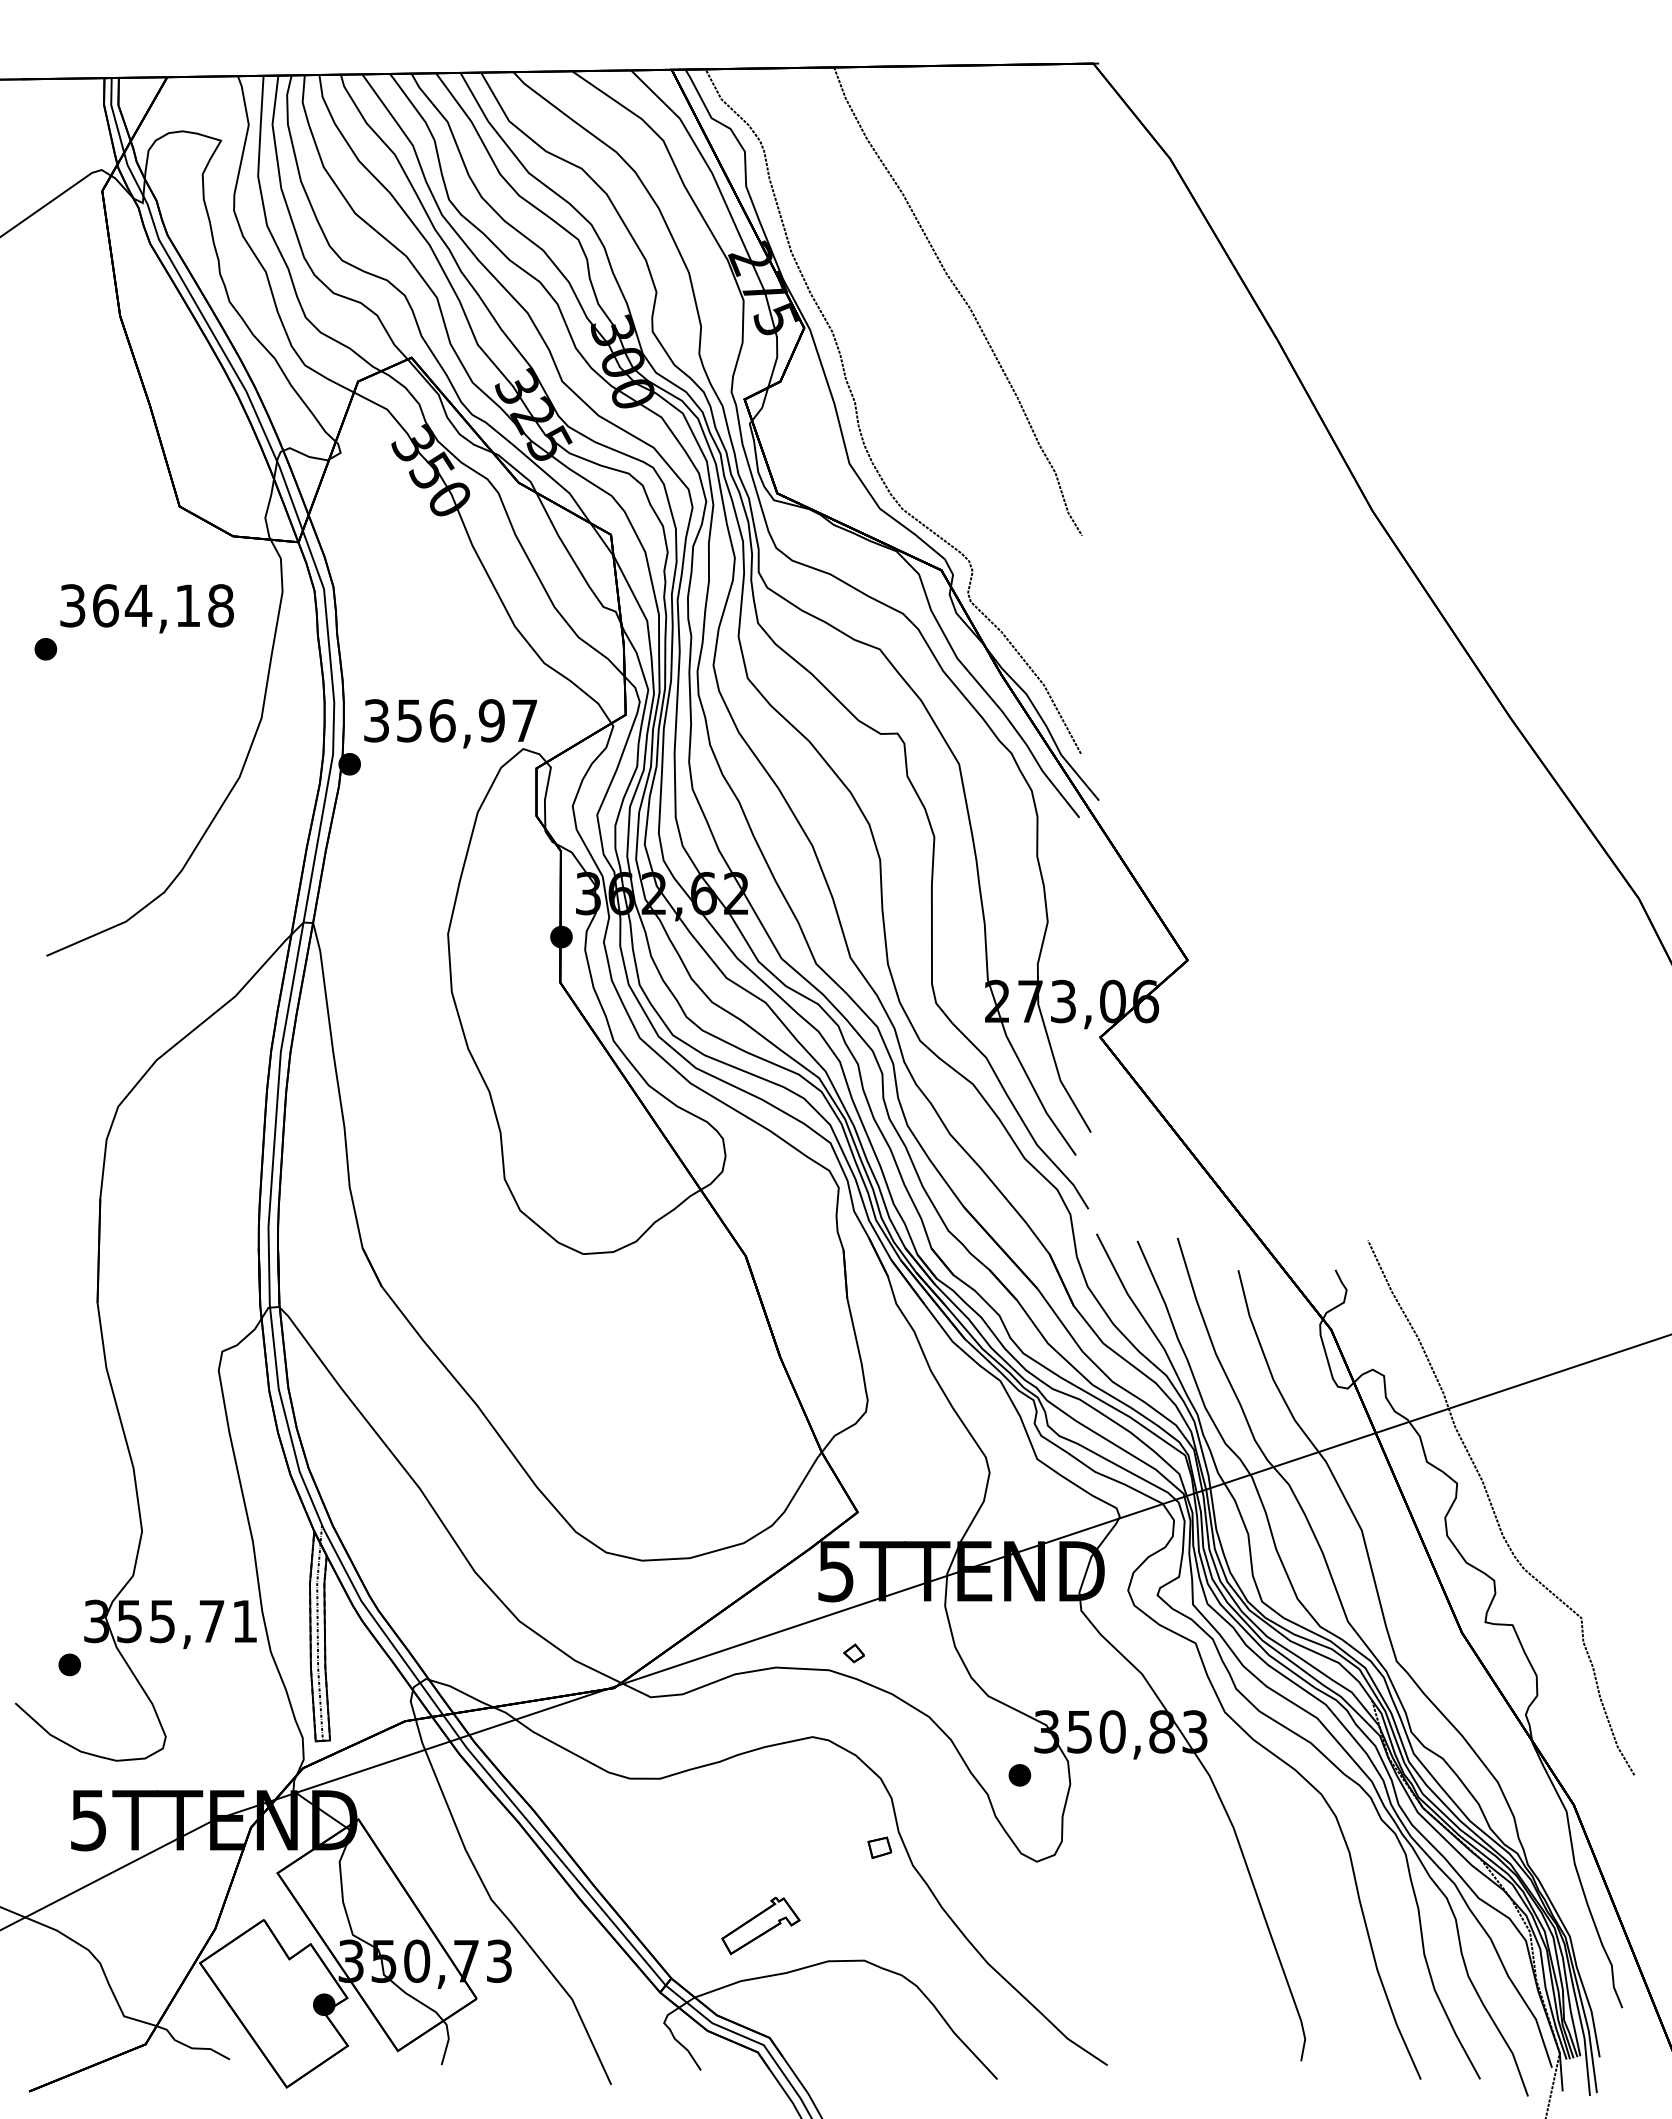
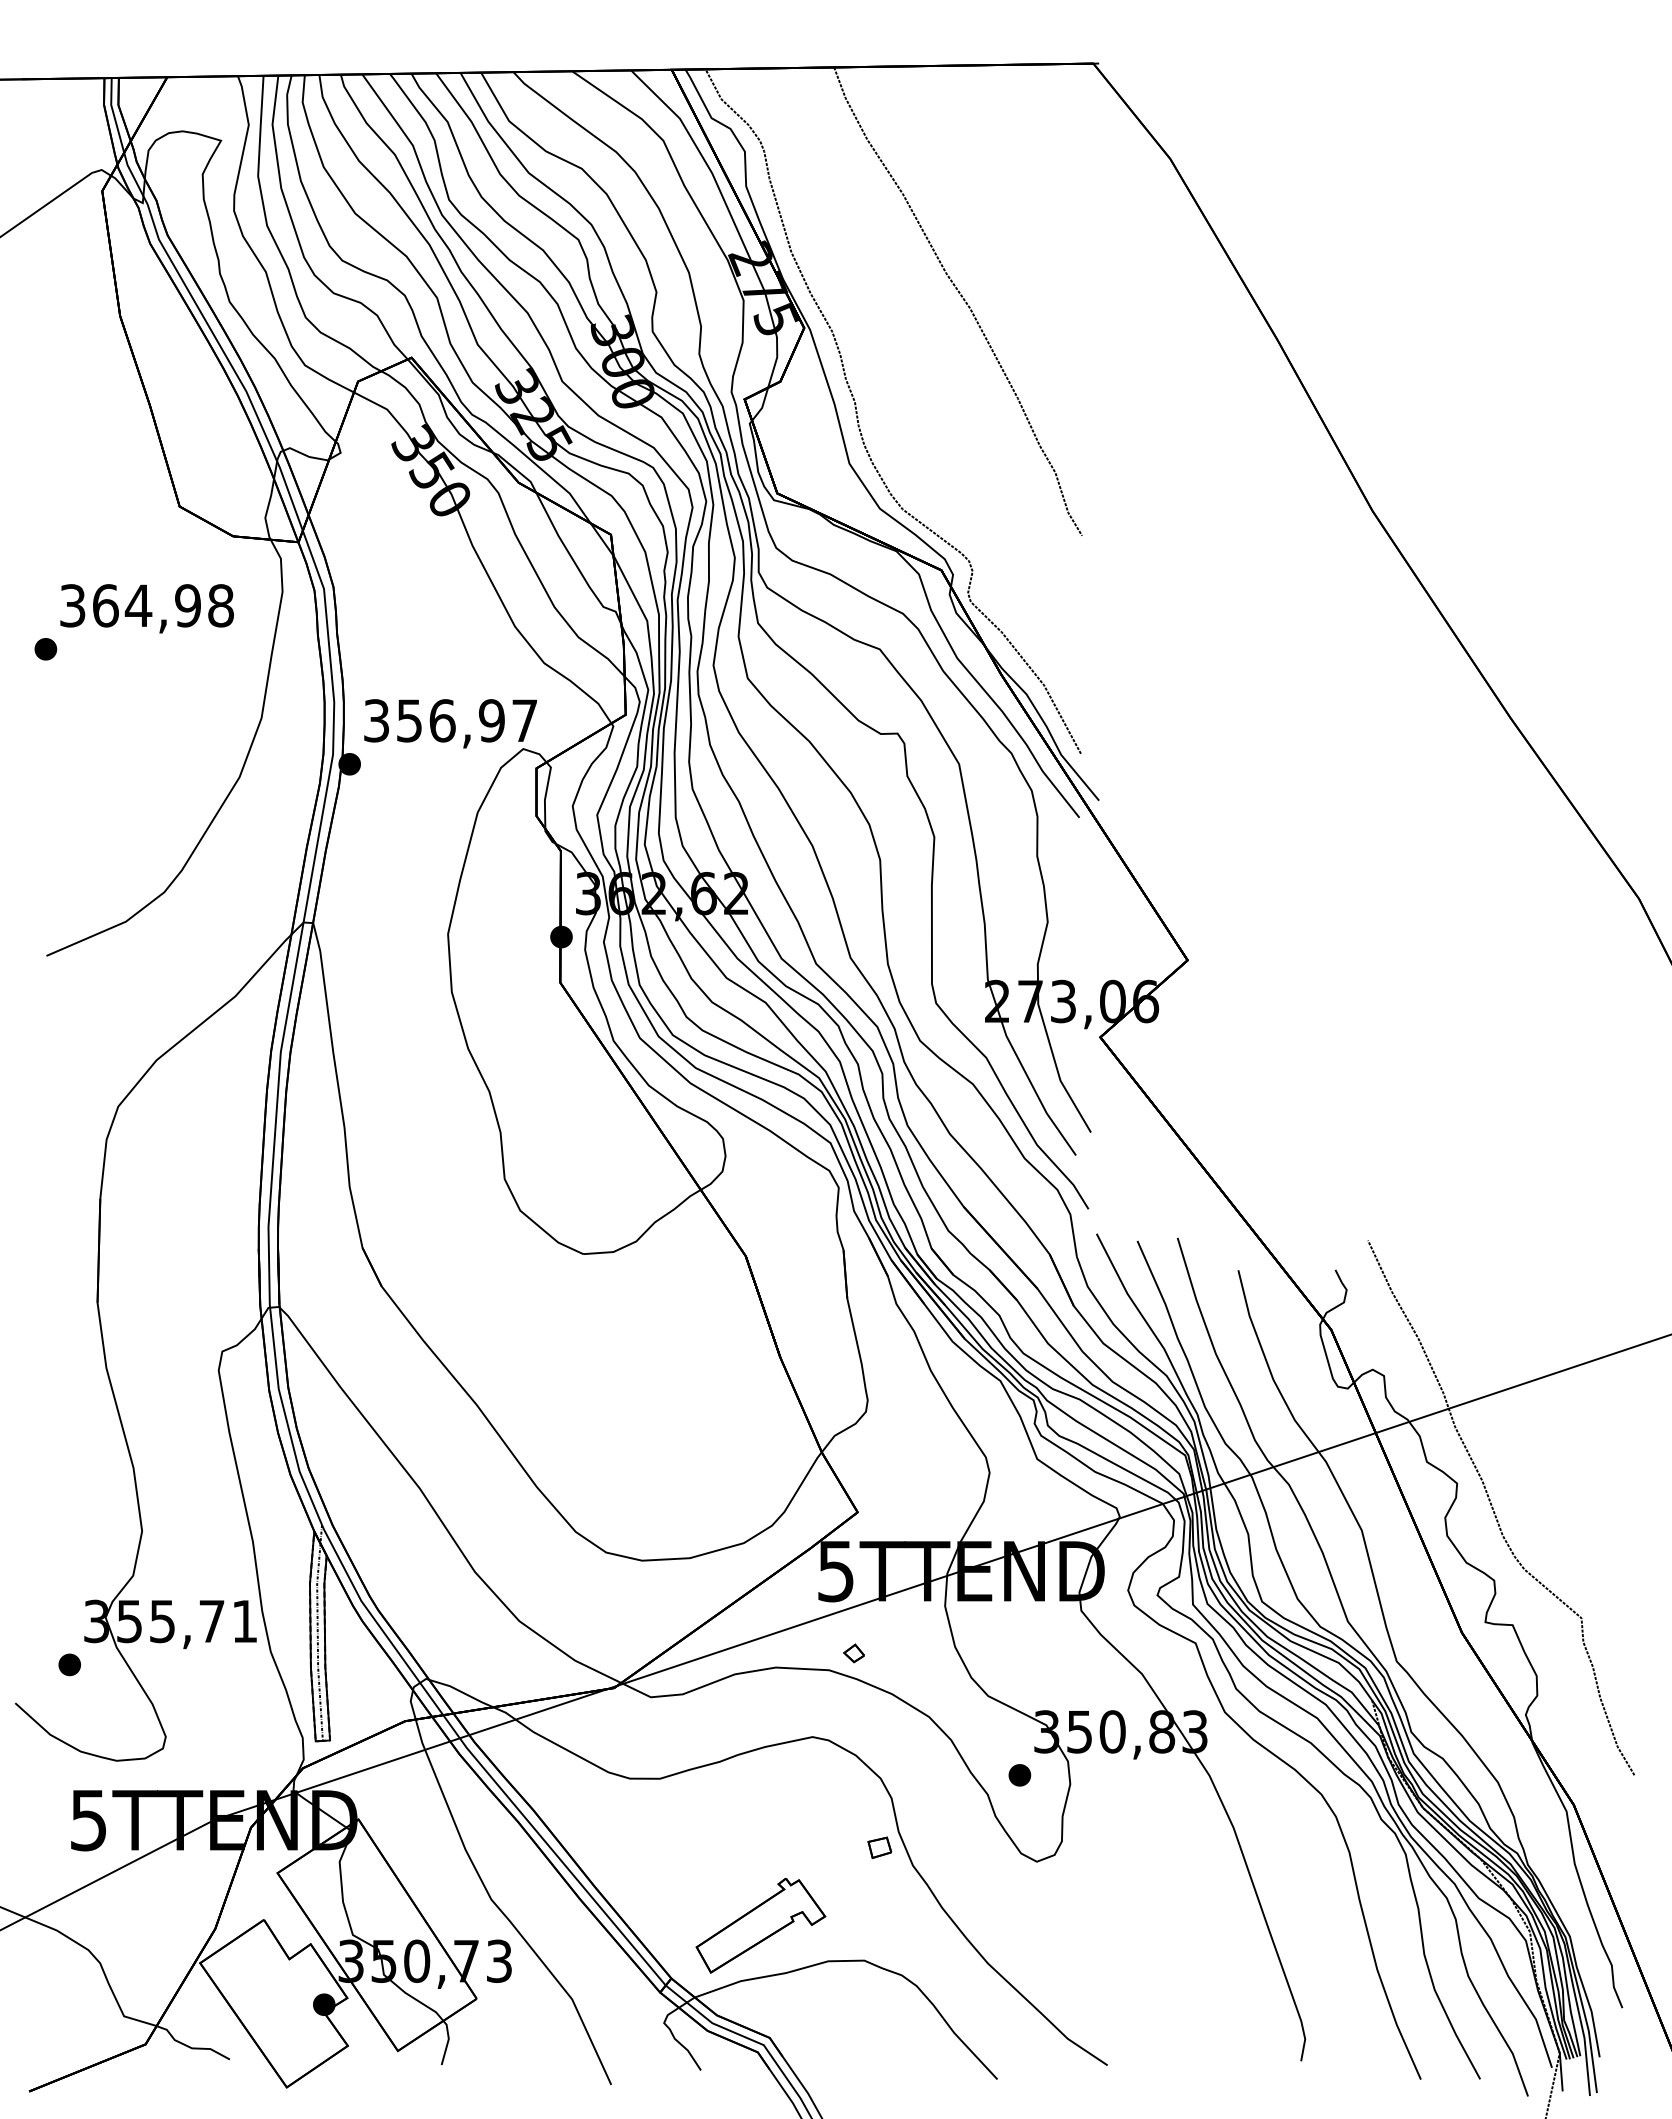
text: 364,18 -> 364,98 (187, 605)
part size: 80x59 px -> 132x96 px (760, 1925)
